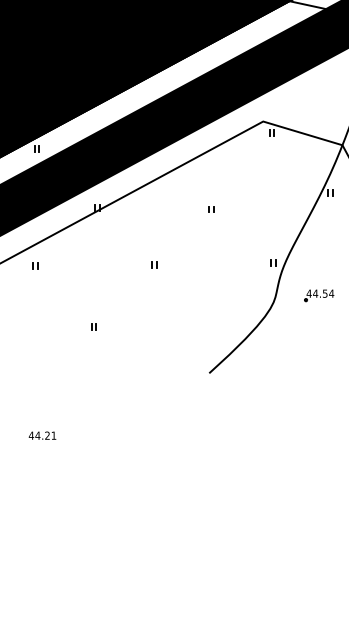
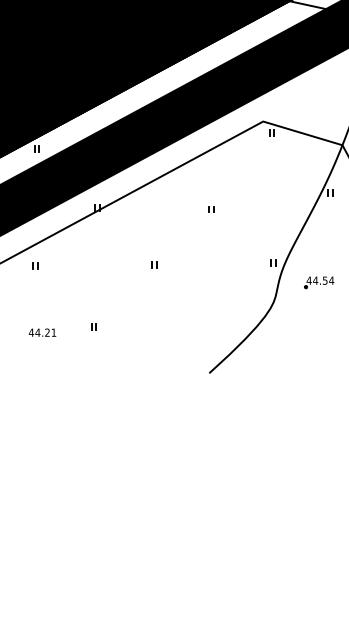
part position: (319, 295) -> (319, 282) (319, 282)
text position: (42, 435) -> (42, 332) (42, 332)
